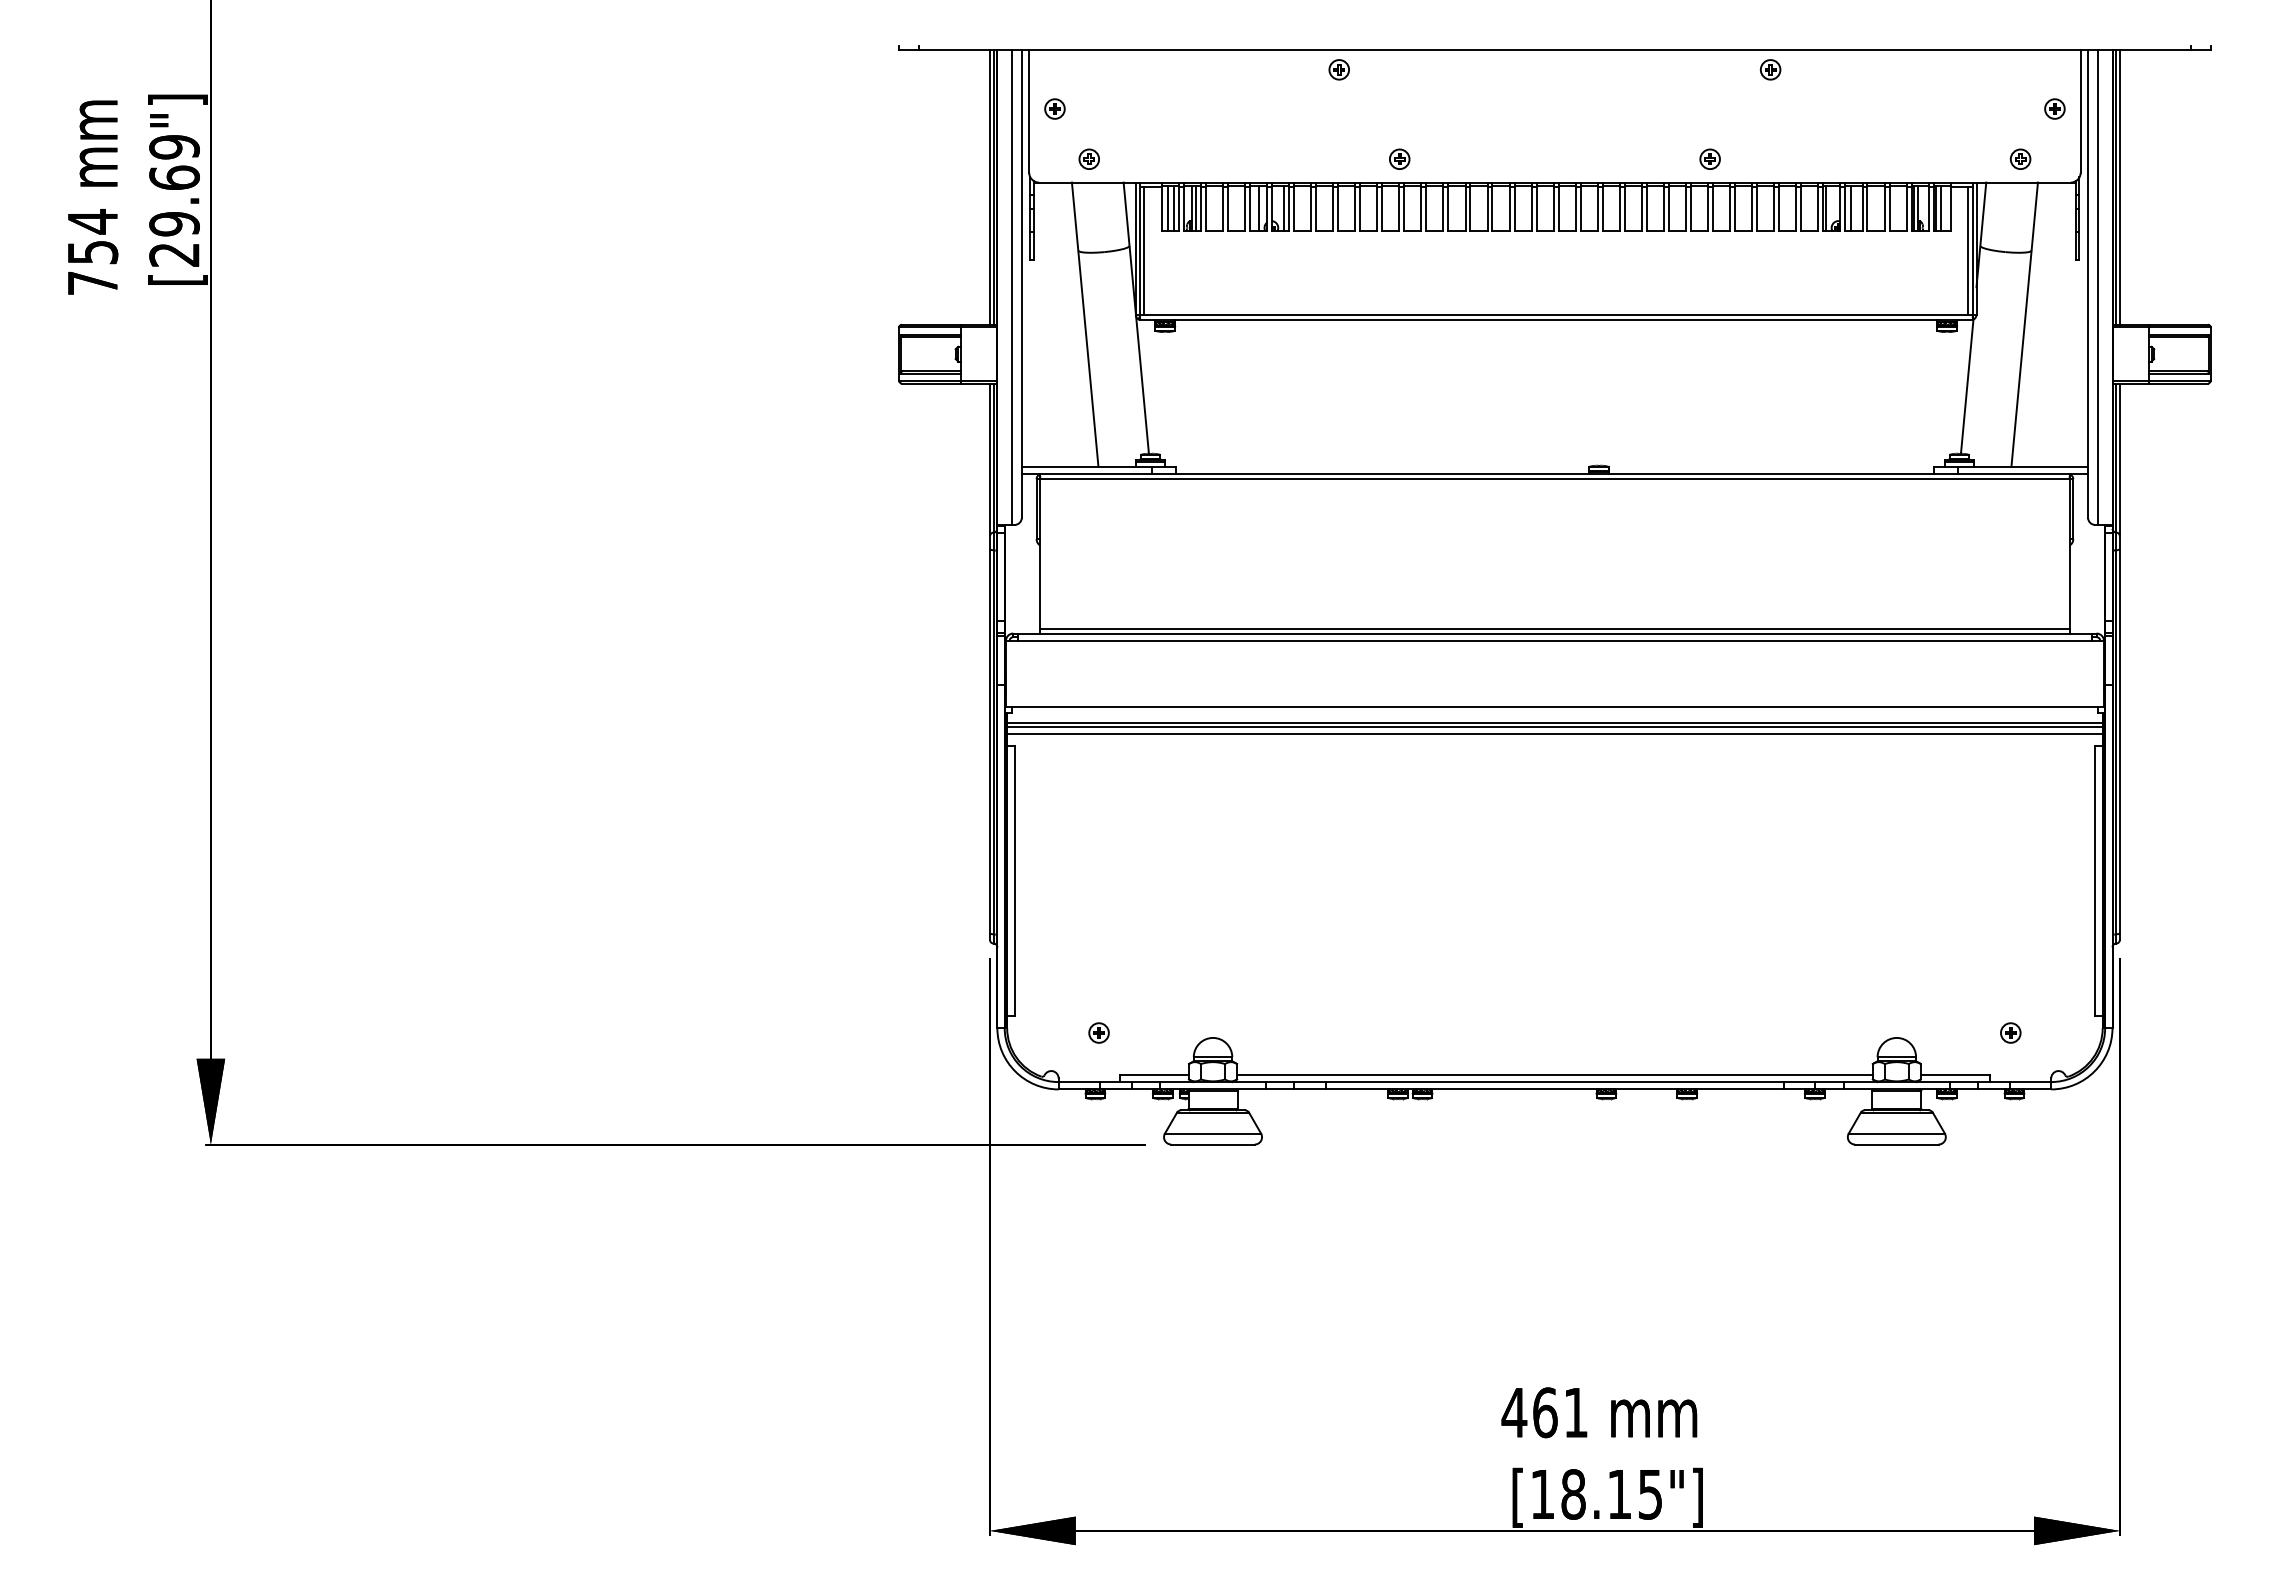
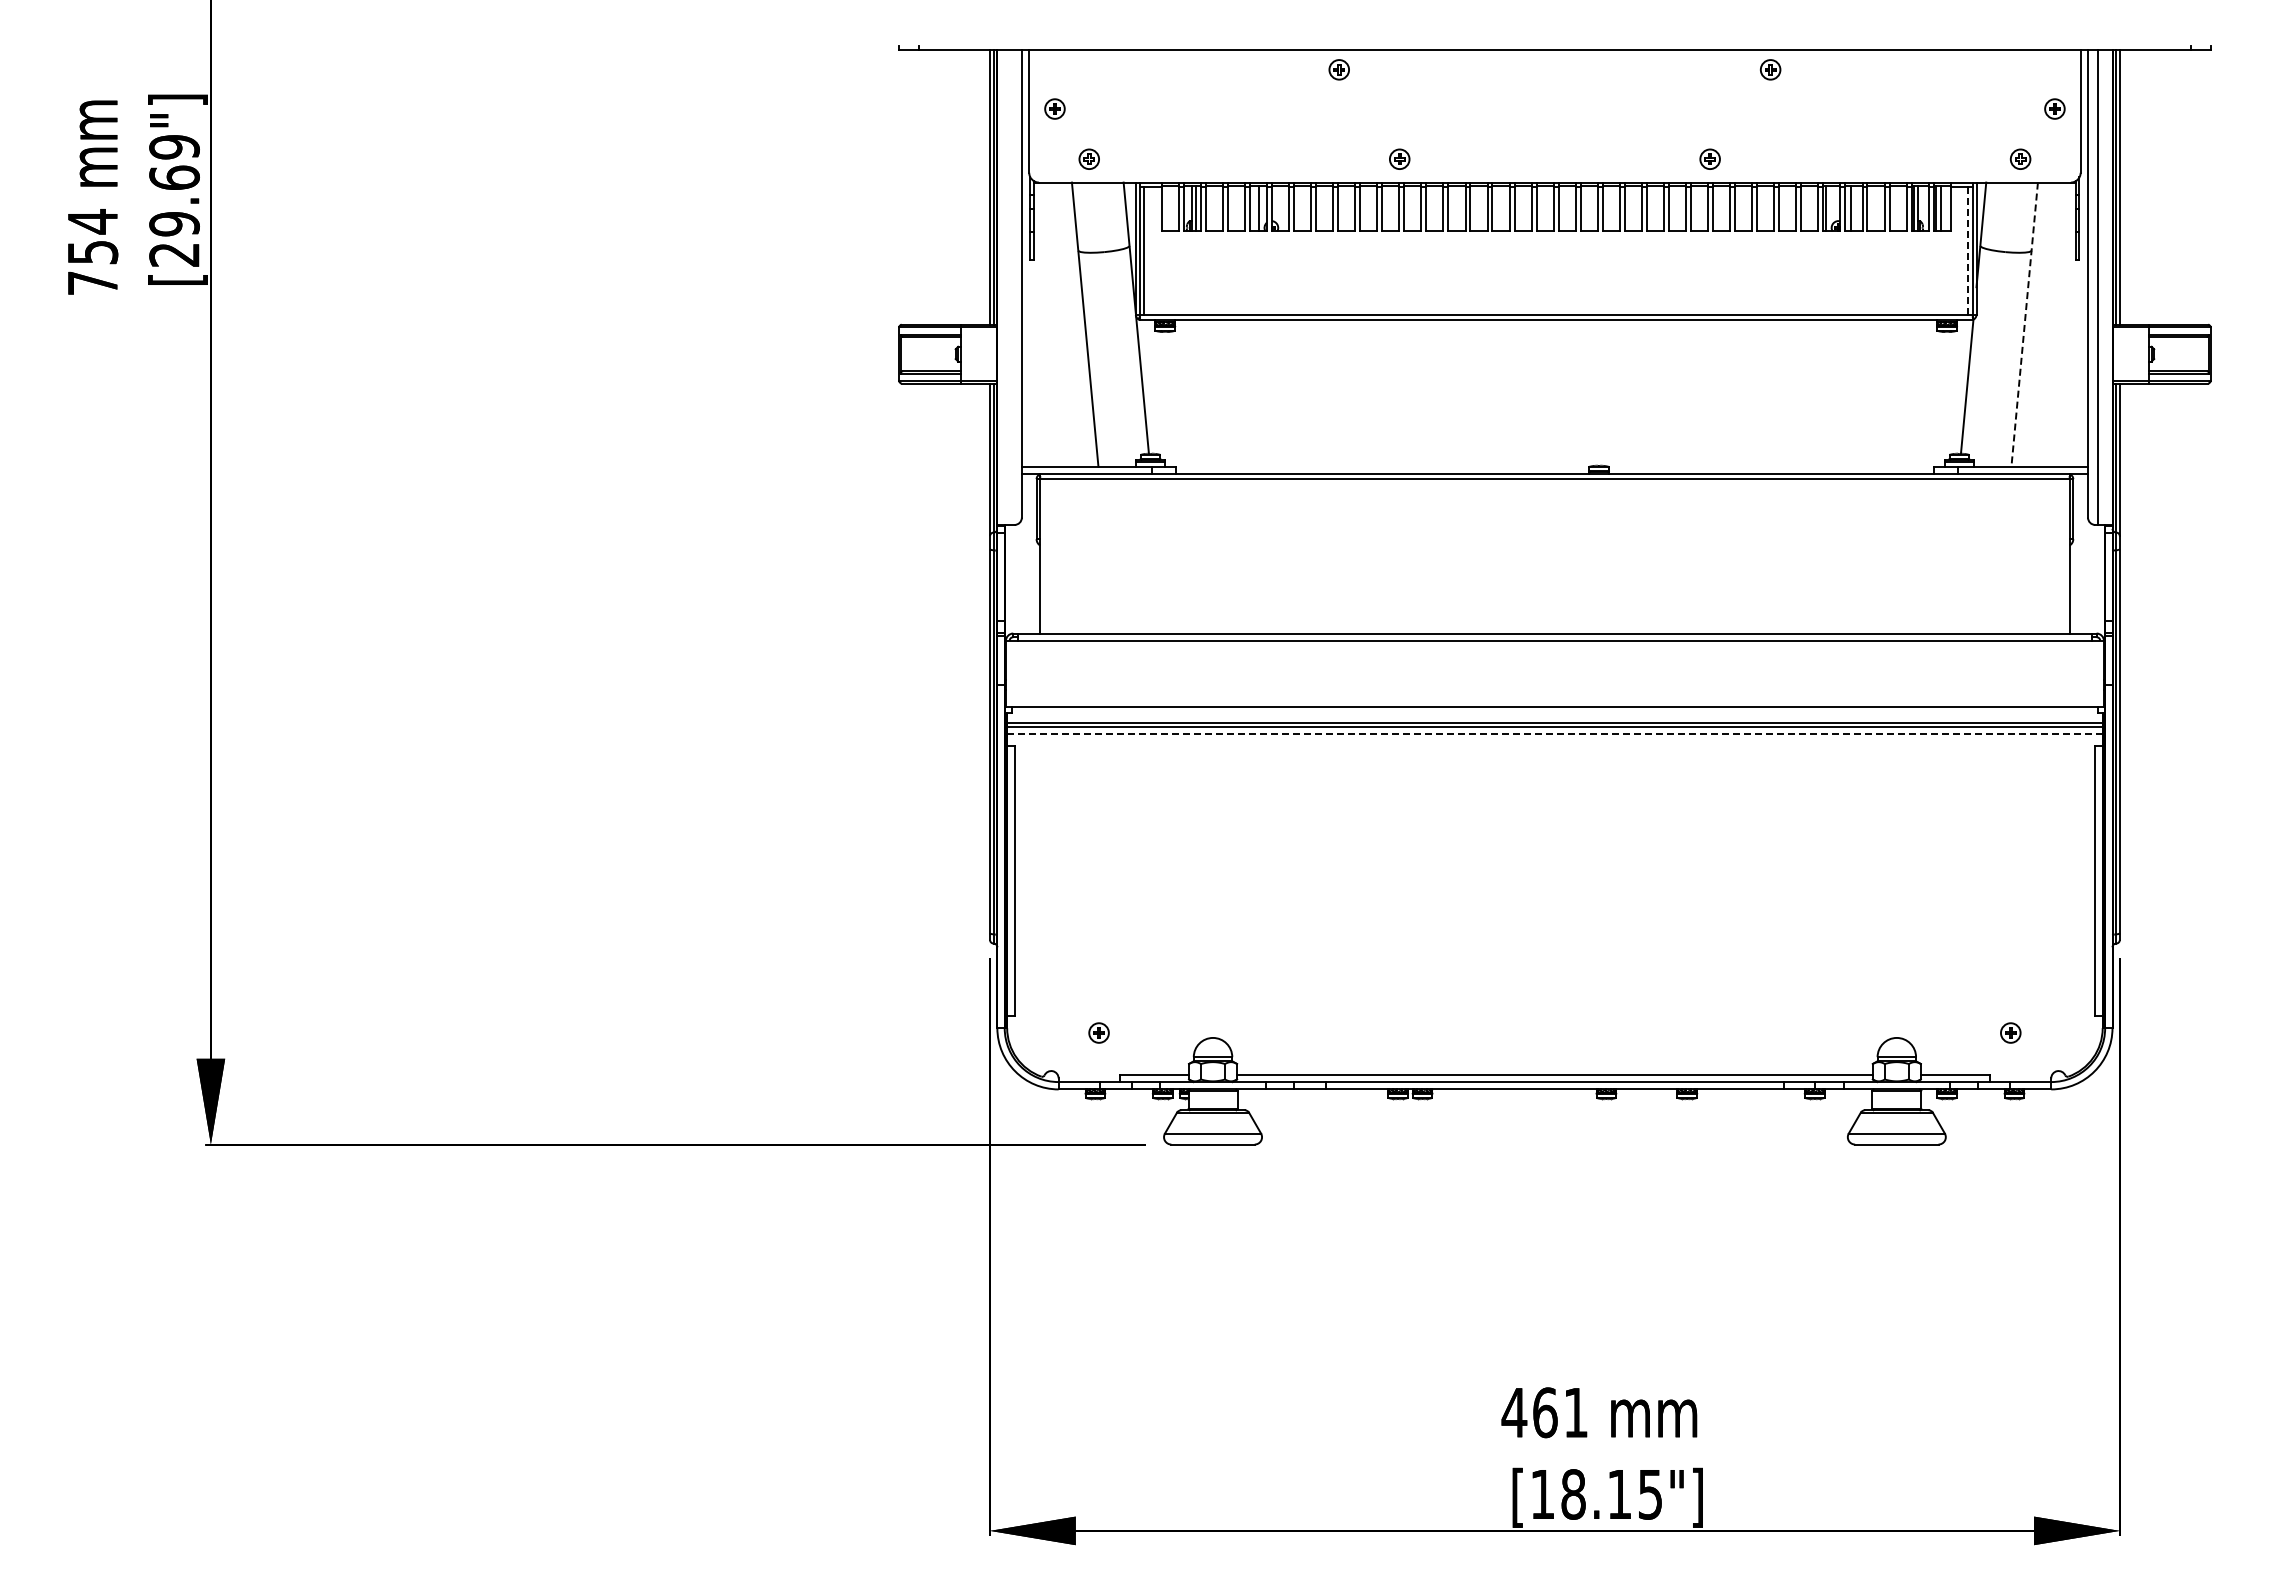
line: present -> none (1168, 208)
line: present -> none (1174, 208)
line: present -> none (1283, 208)
line: solid -> dashed (1967, 251)
line: present -> none (1012, 286)
line: solid -> dashed (2024, 324)
line: present -> none (1554, 628)
line: solid -> dashed (1554, 734)
